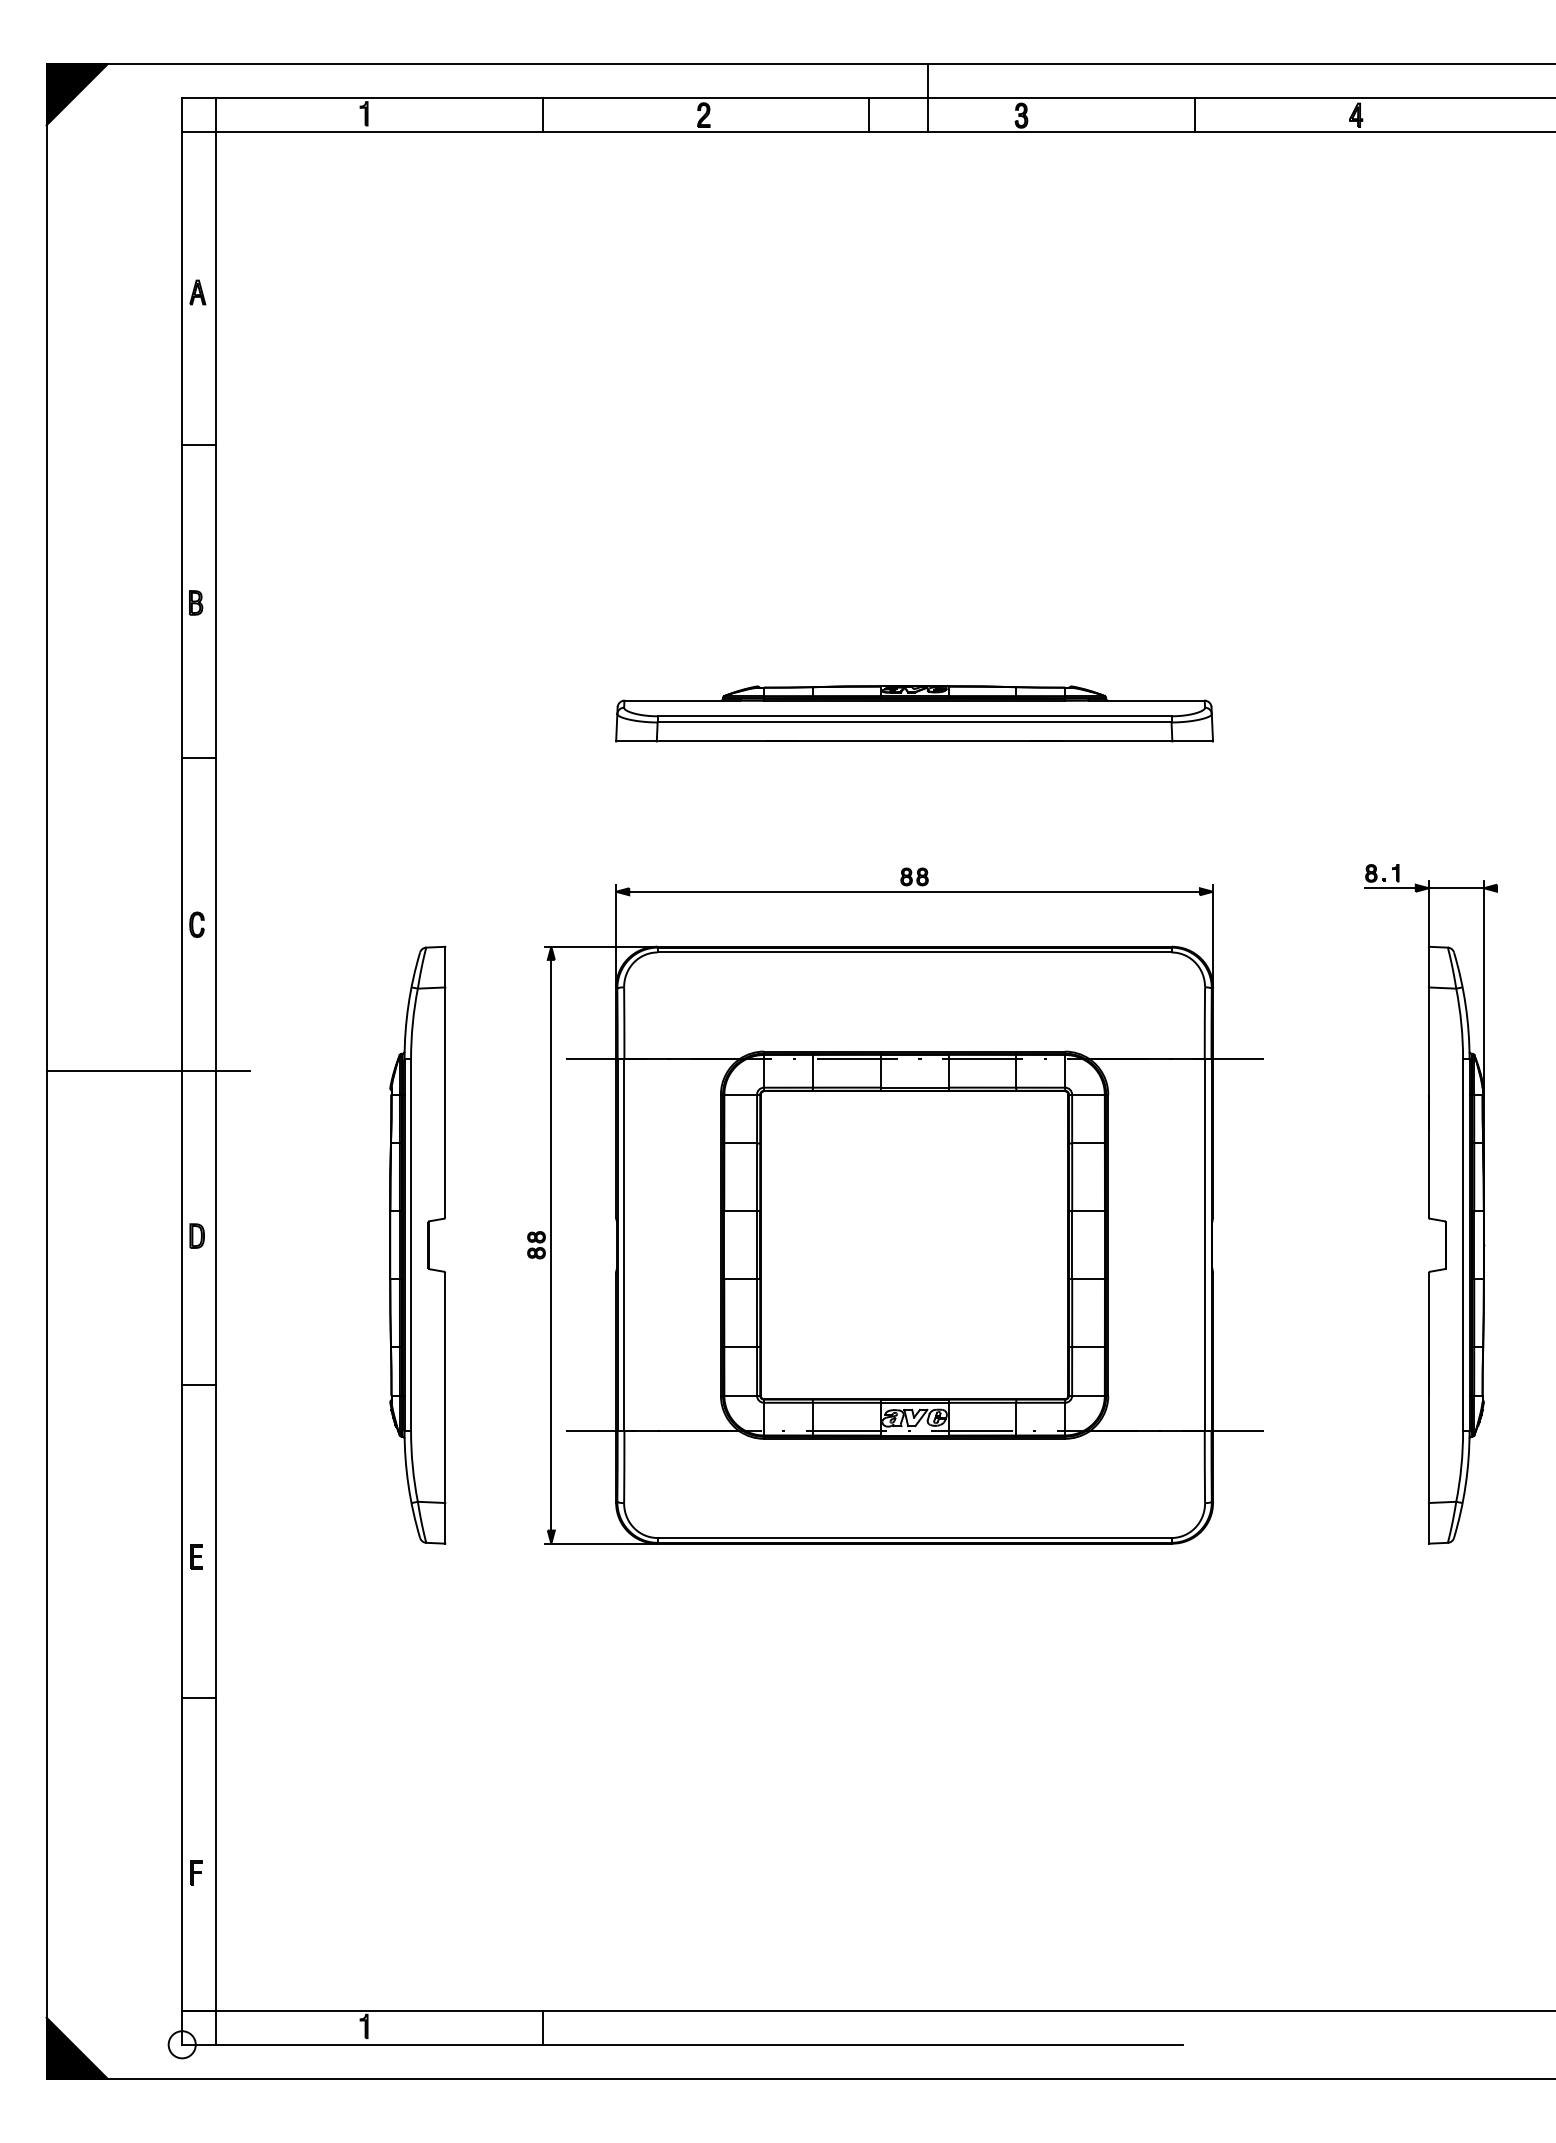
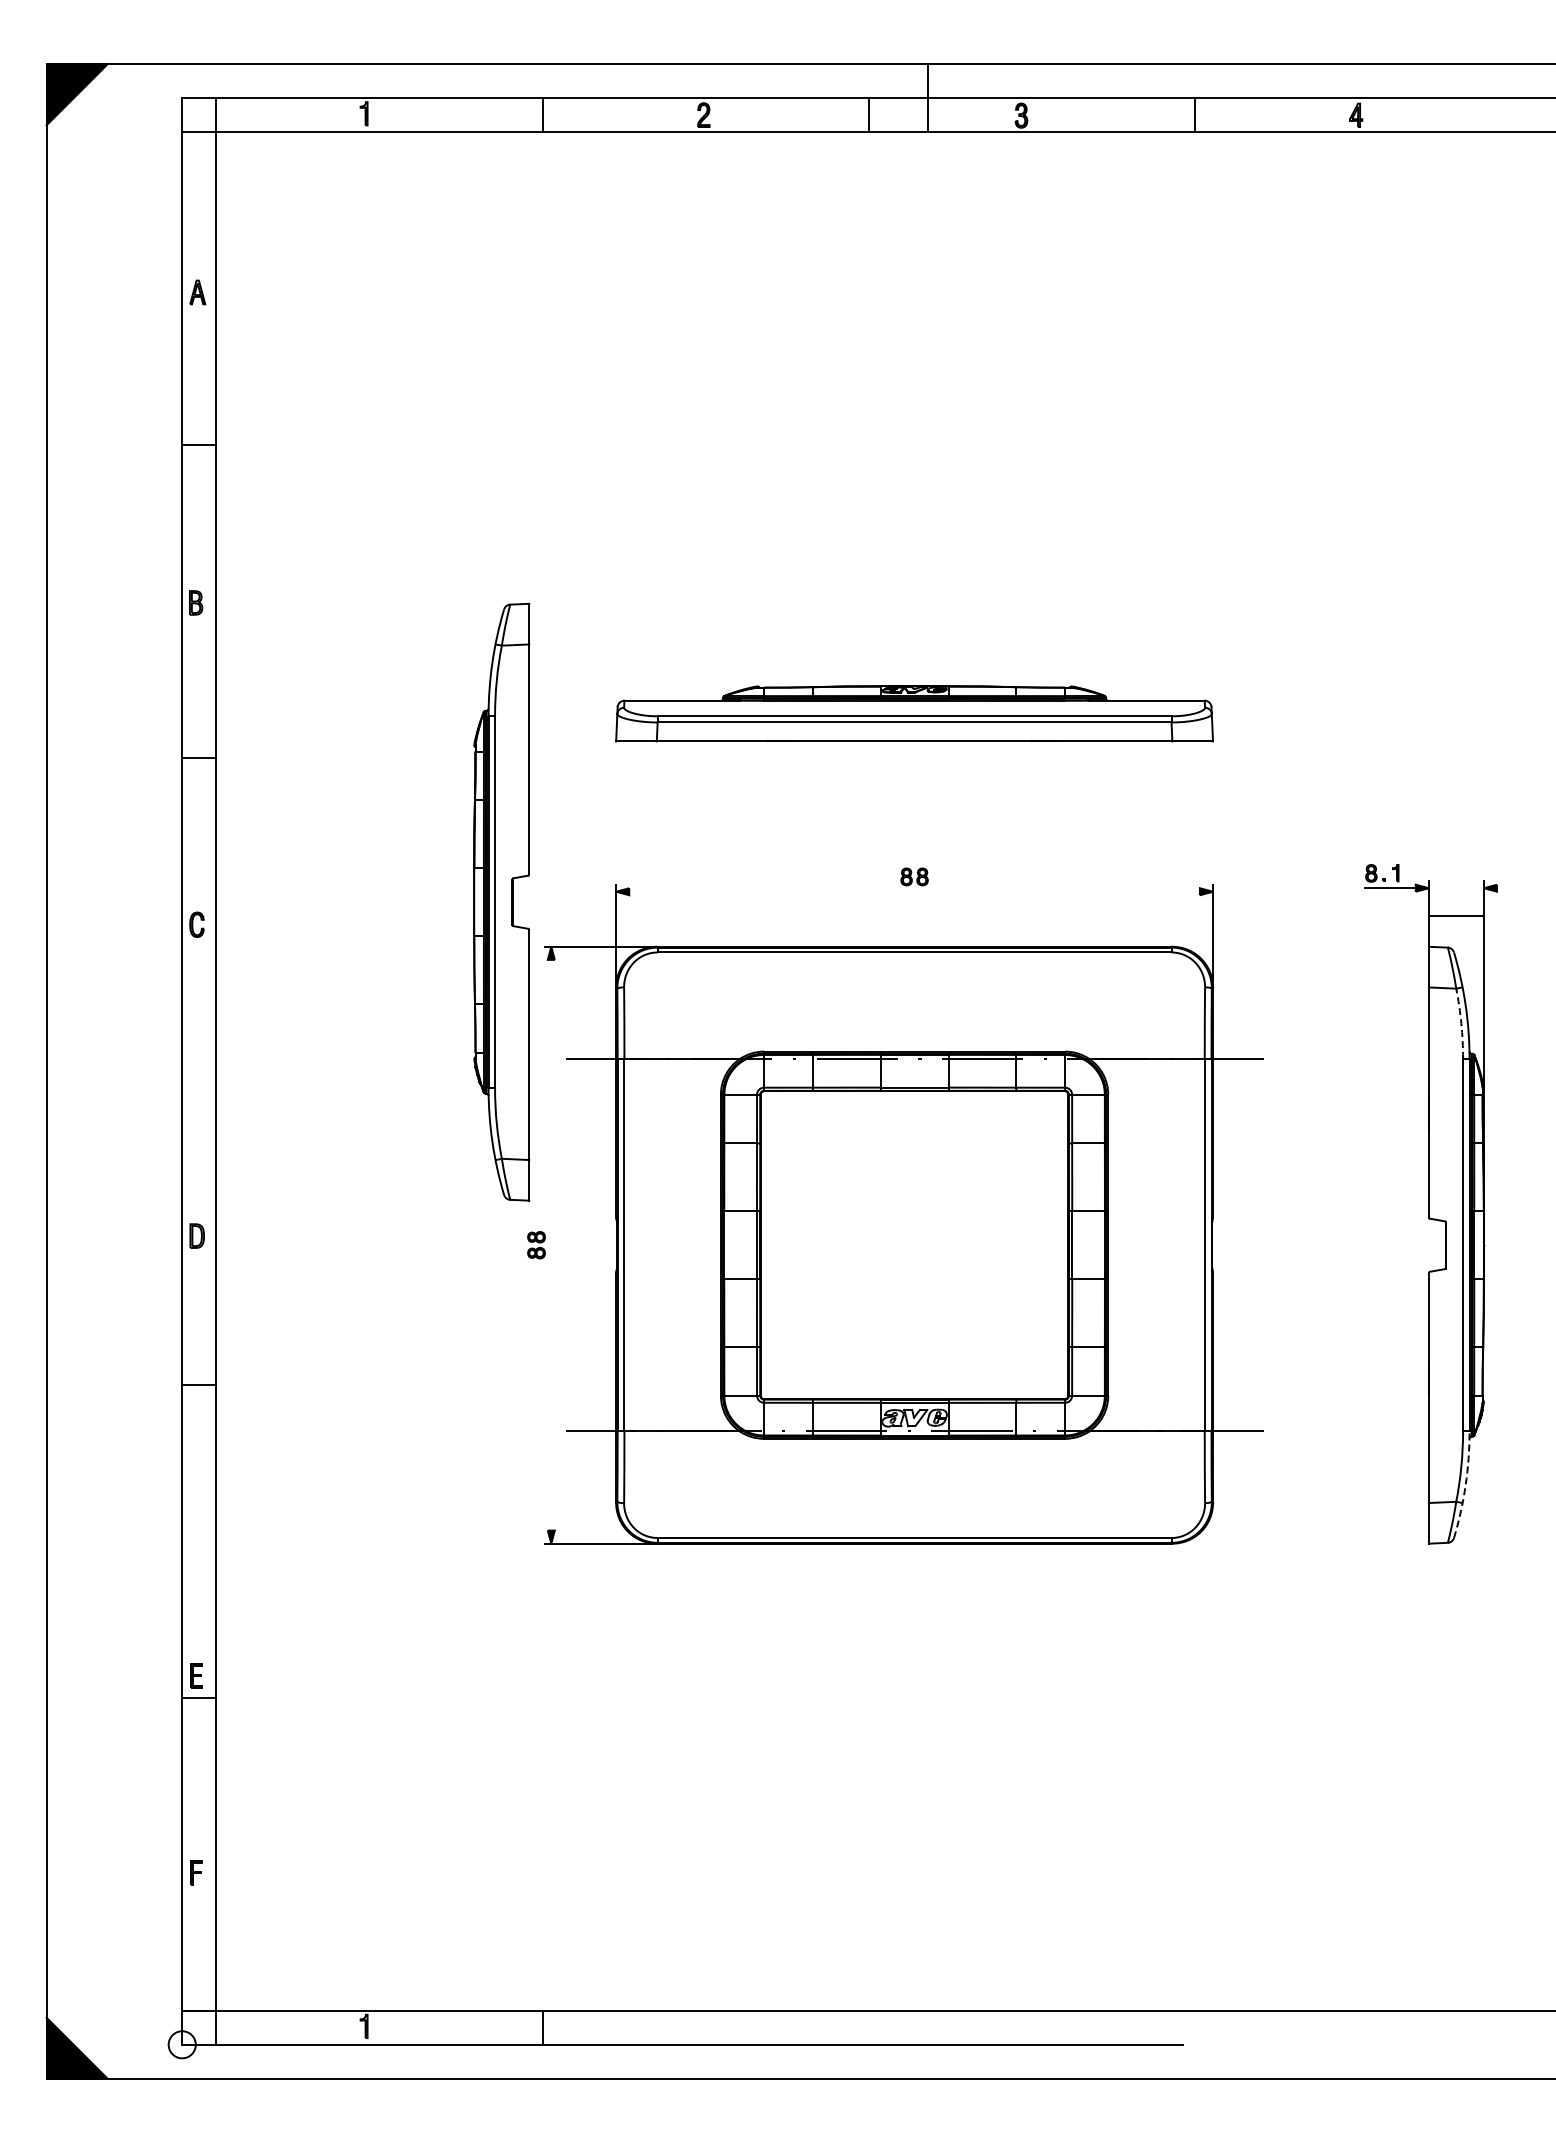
line position: (1455, 888) -> (1455, 916) (1455, 916)
line: present -> none (914, 891)
arc: solid -> dashed (1461, 1023)
line: present -> none (148, 1071)
part position: (417, 1244) -> (501, 901) (501, 901)
line: present -> none (551, 1244)
arc: solid -> dashed (1465, 1485)
part position: (196, 1556) -> (196, 1675) (196, 1675)
